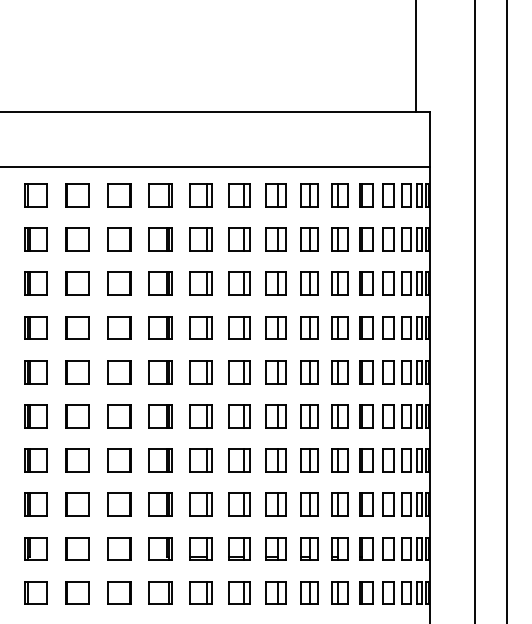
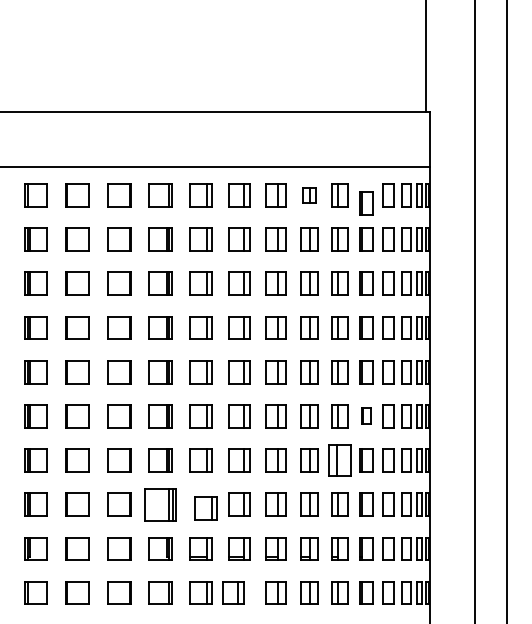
line position: (416, 57) -> (426, 57) (426, 57)
part size: 19x25 px -> 15x17 px (309, 195)
part position: (366, 195) -> (366, 203) (366, 203)
part size: 15x25 px -> 11x18 px (366, 415)
part size: 18x25 px -> 24x33 px (339, 460)
part size: 25x25 px -> 33x34 px (160, 504)
part position: (200, 504) -> (205, 508) (205, 508)
part position: (239, 592) -> (233, 592) (233, 592)
